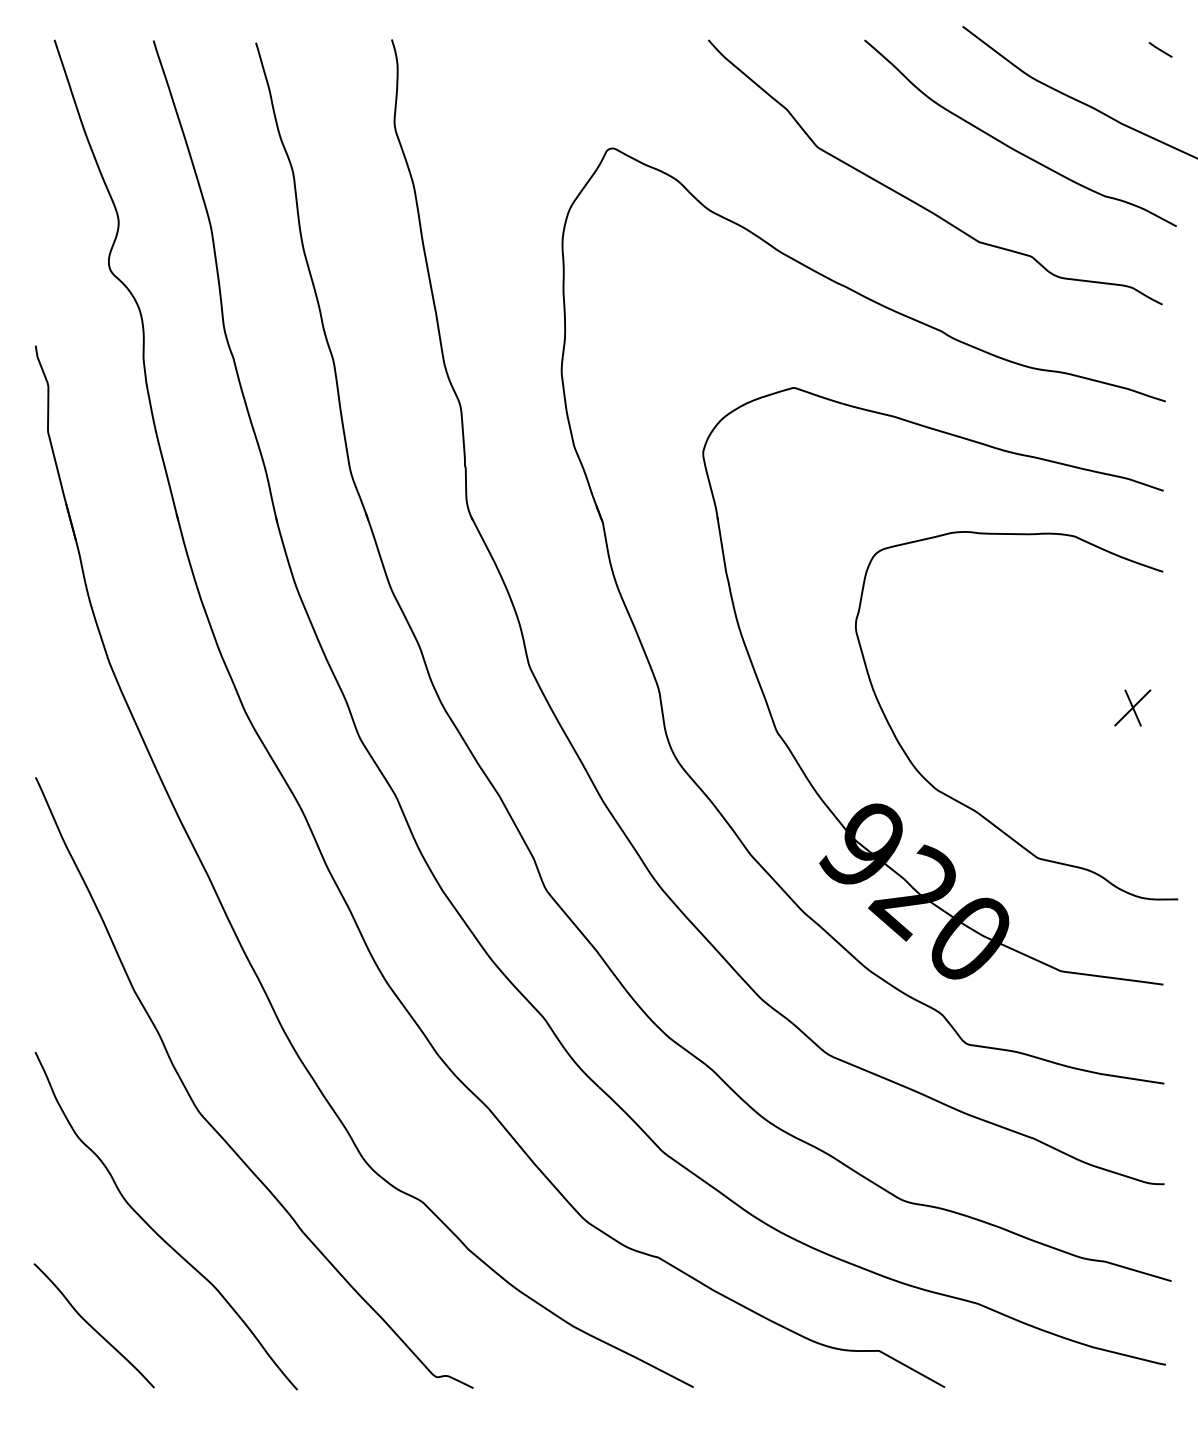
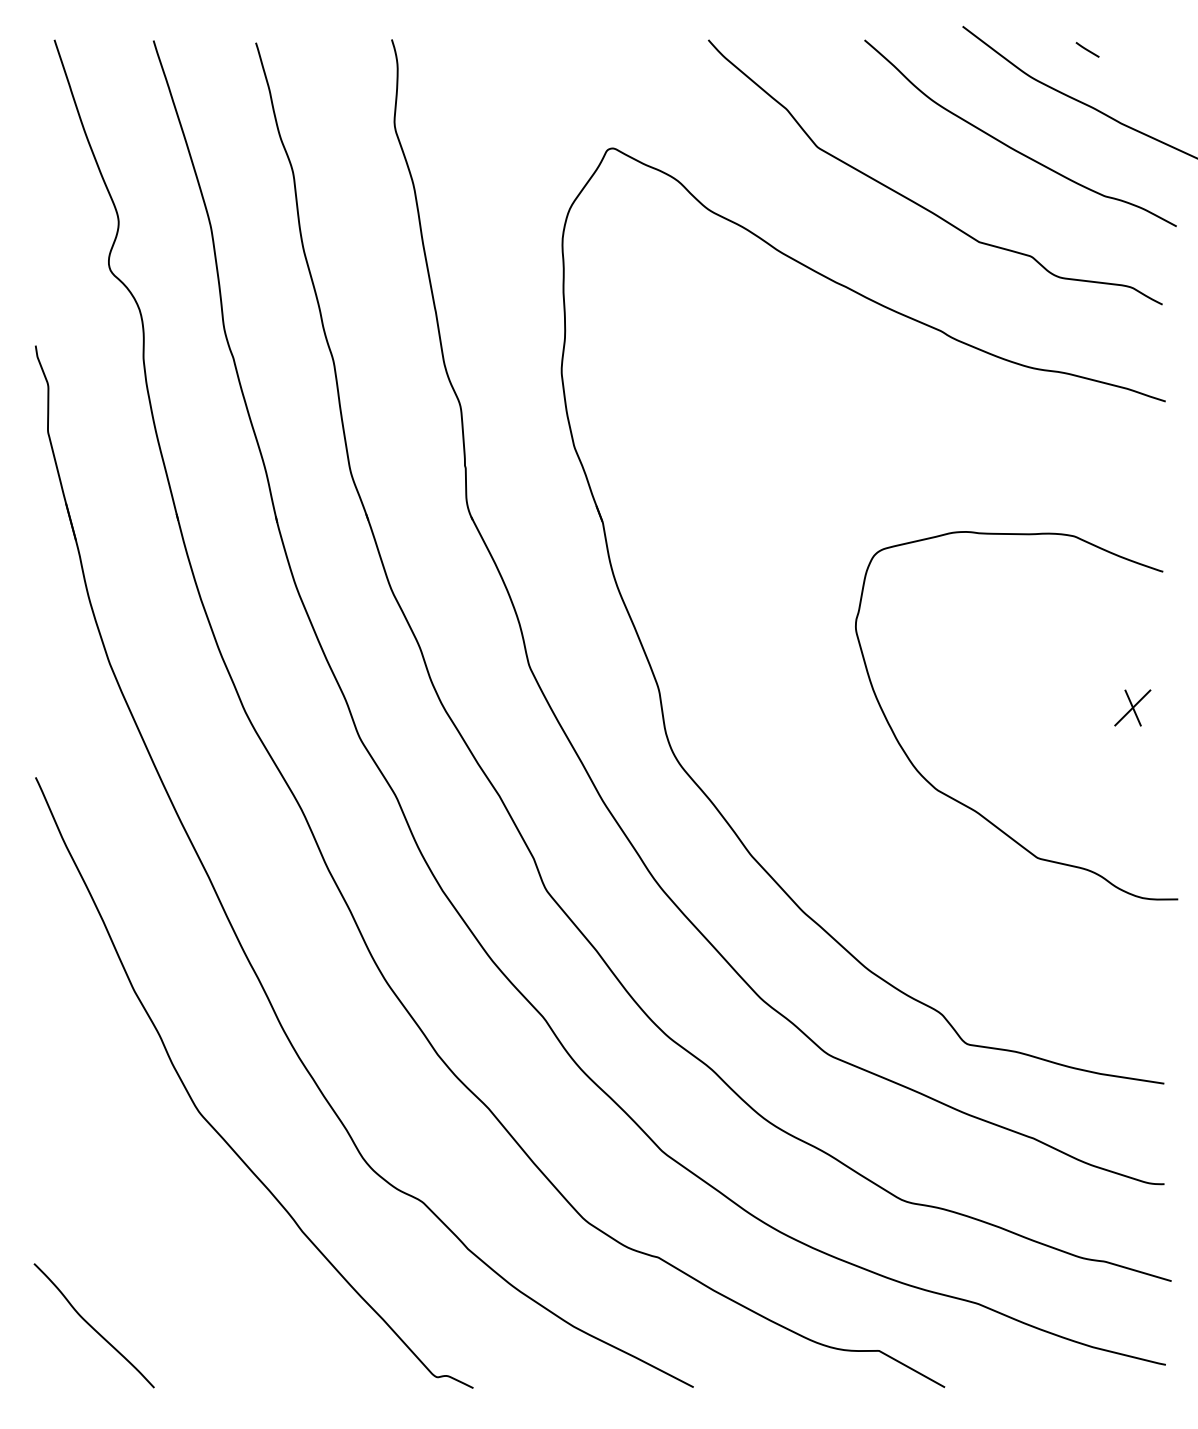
line position: (1160, 49) -> (1087, 49) (1087, 49)
part: present -> none (887, 805)
curve: present -> none (158, 1233)
